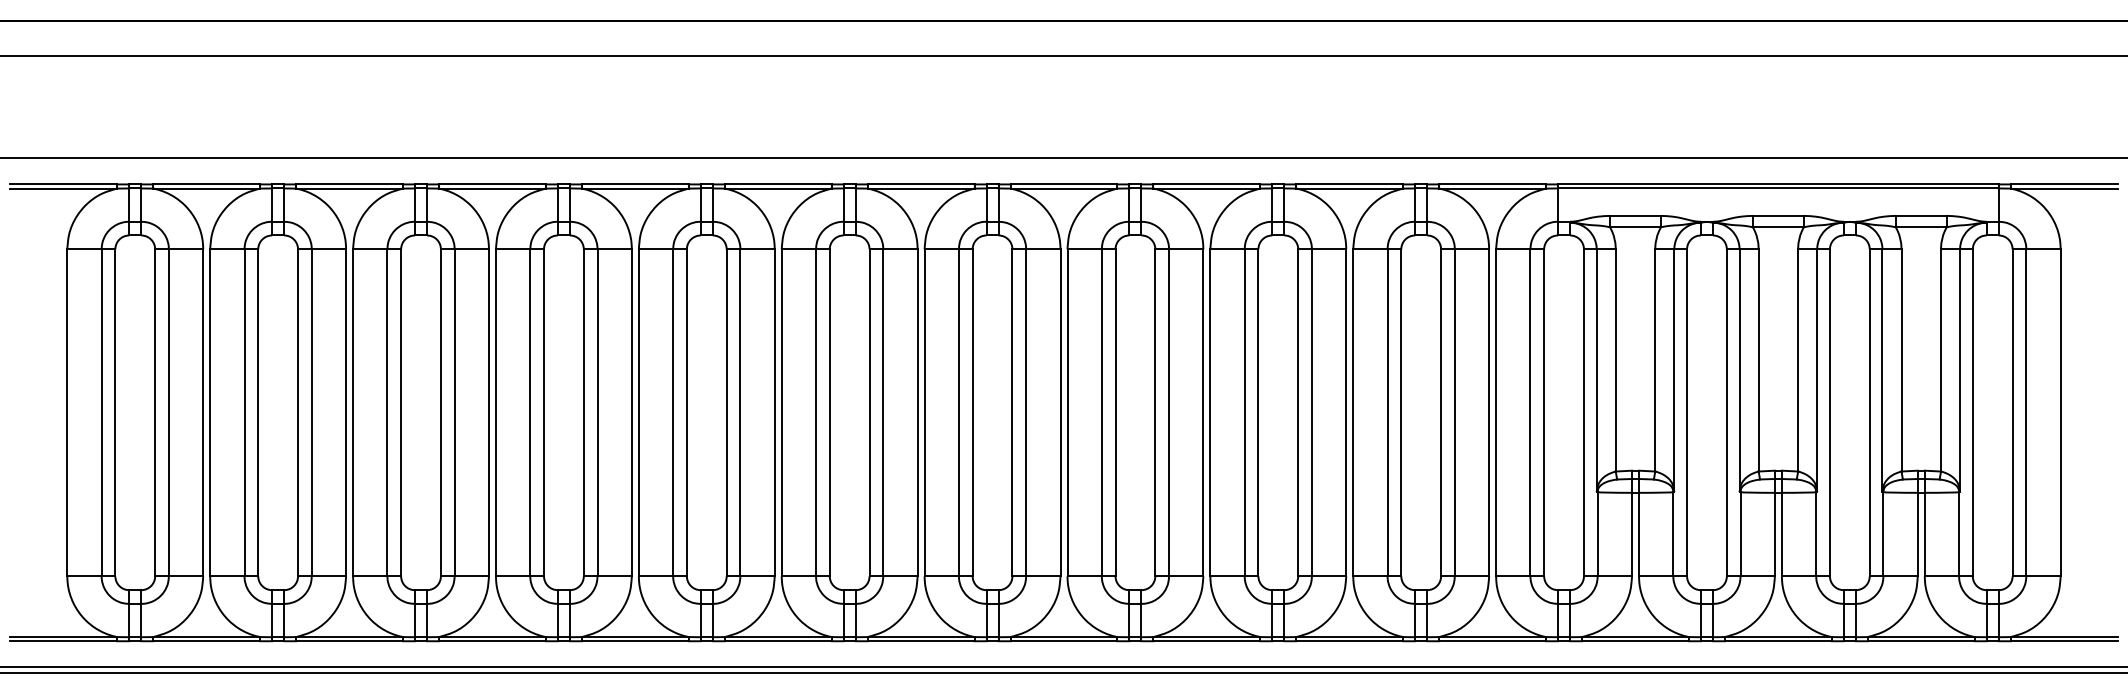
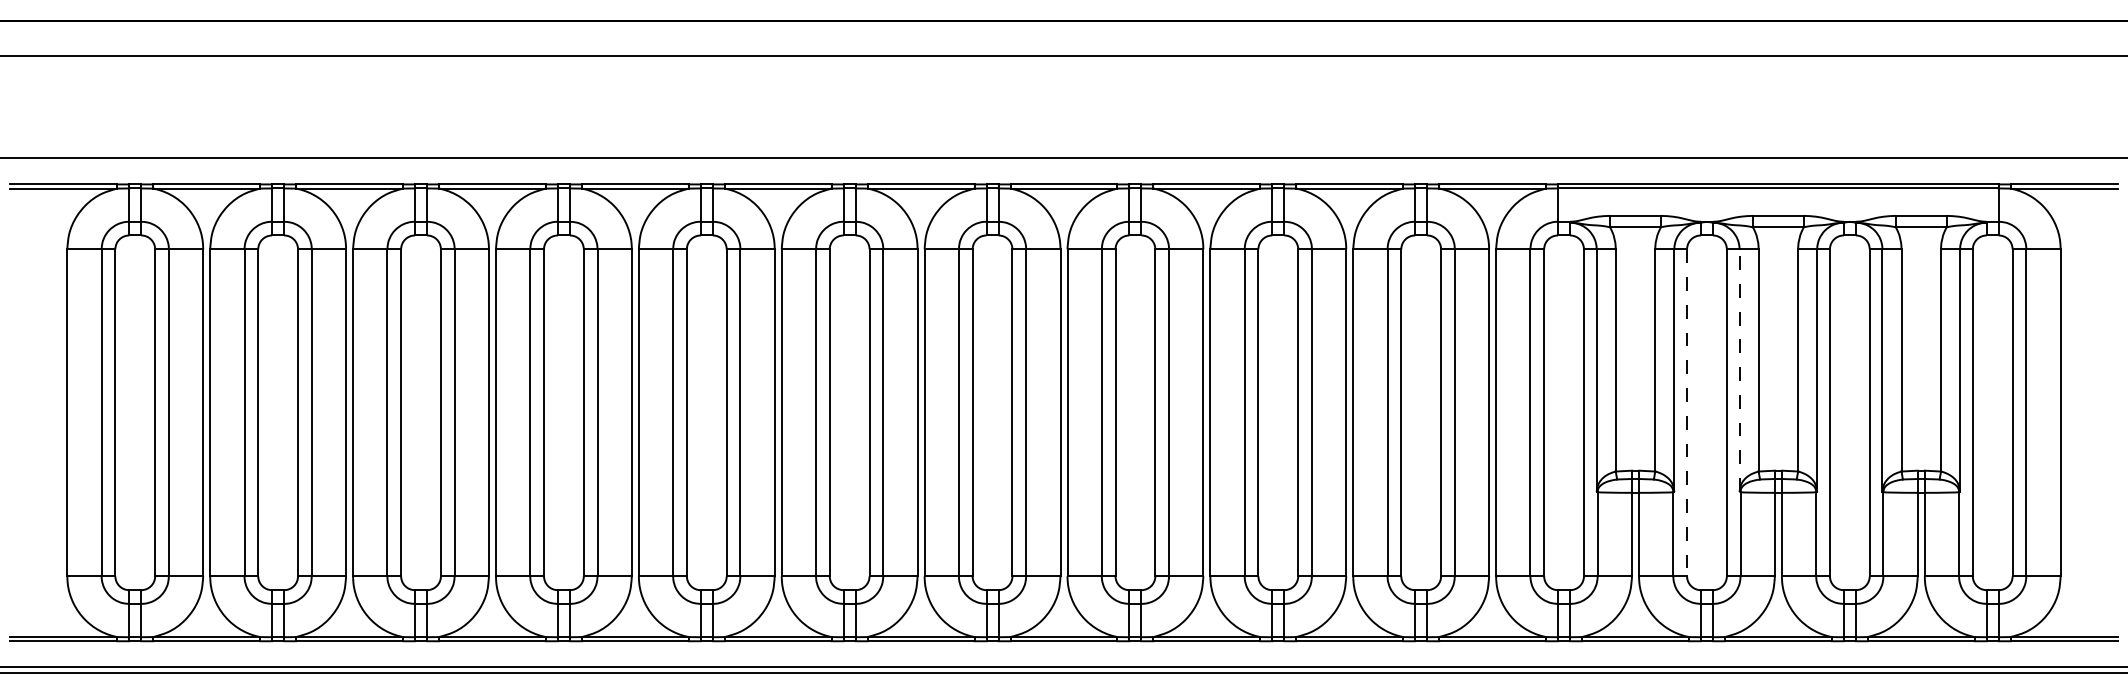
line: solid -> dashed (1739, 370)
line: solid -> dashed (1687, 413)
